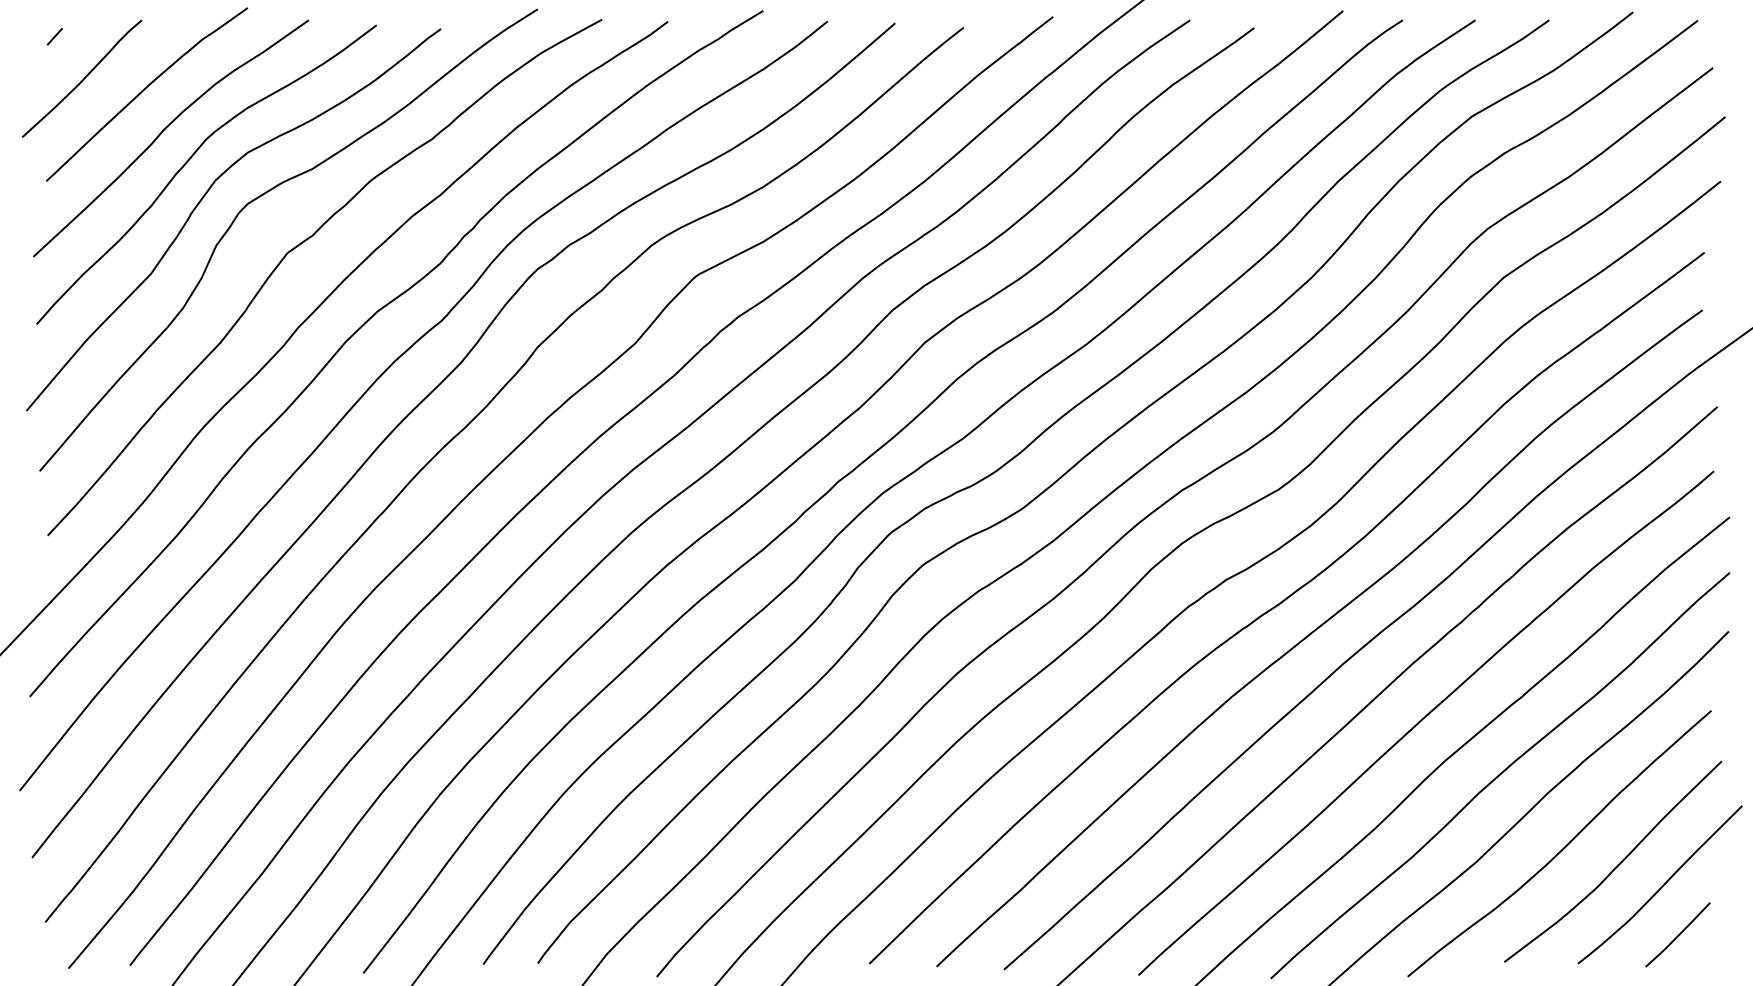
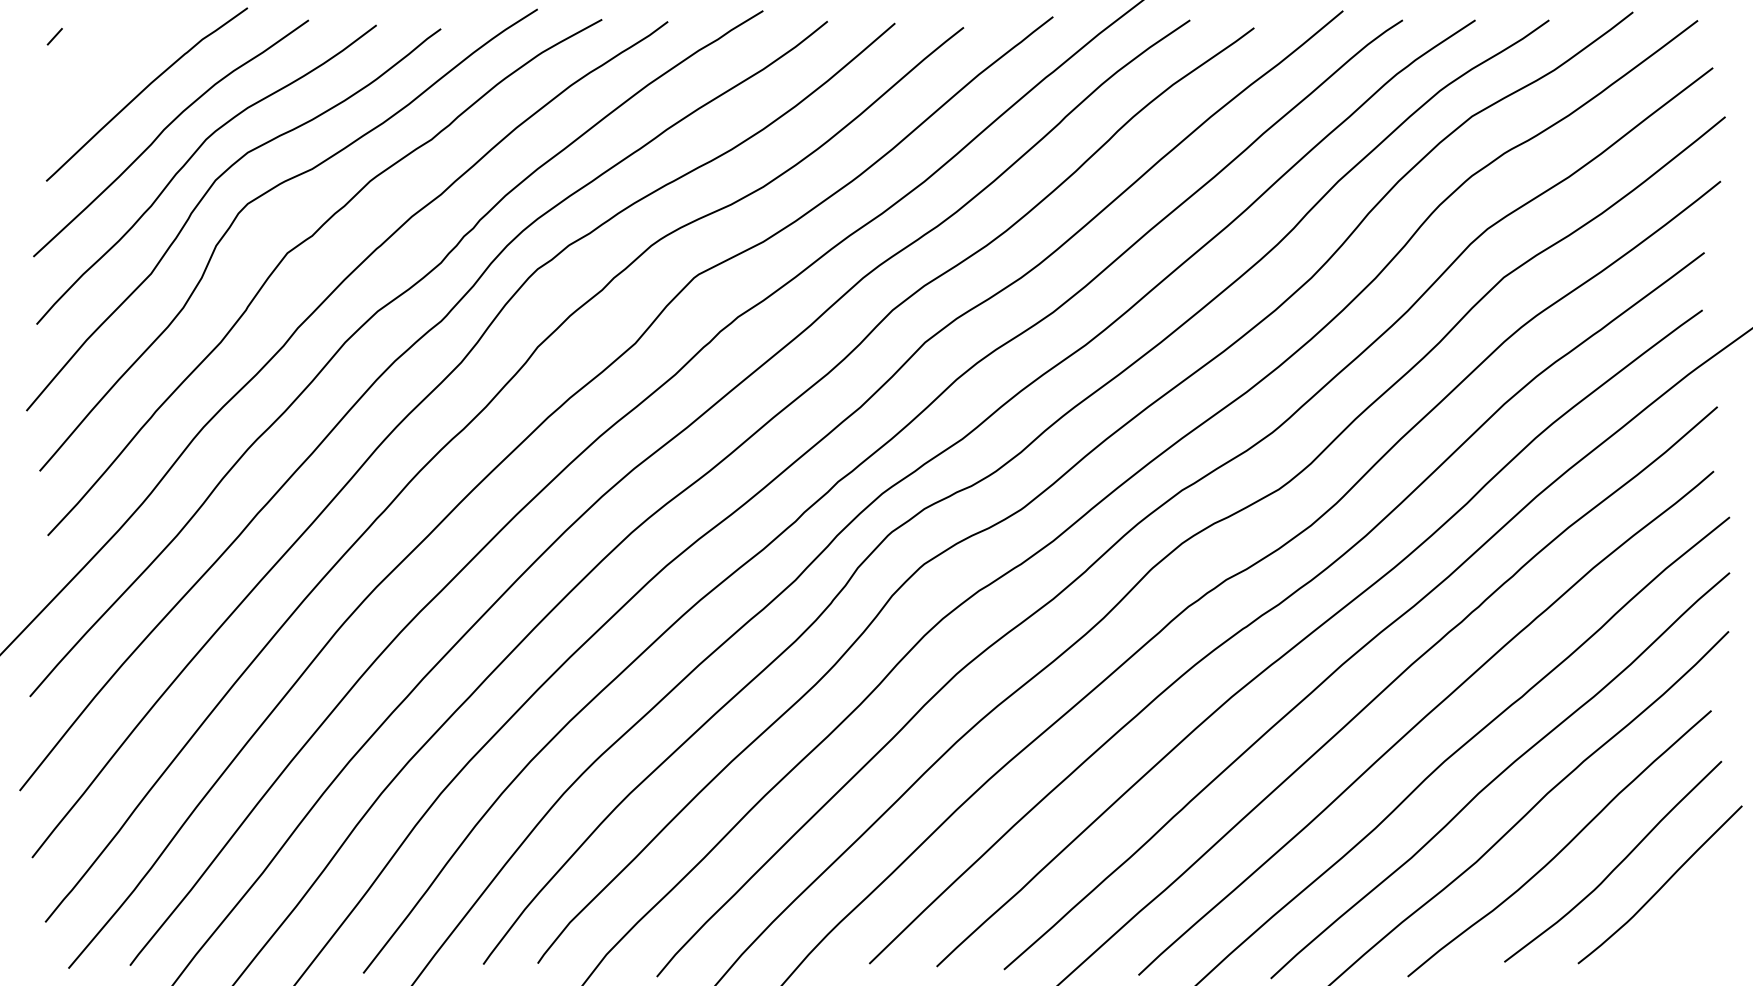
curve: present -> none (82, 79)
line: present -> none (1678, 934)
